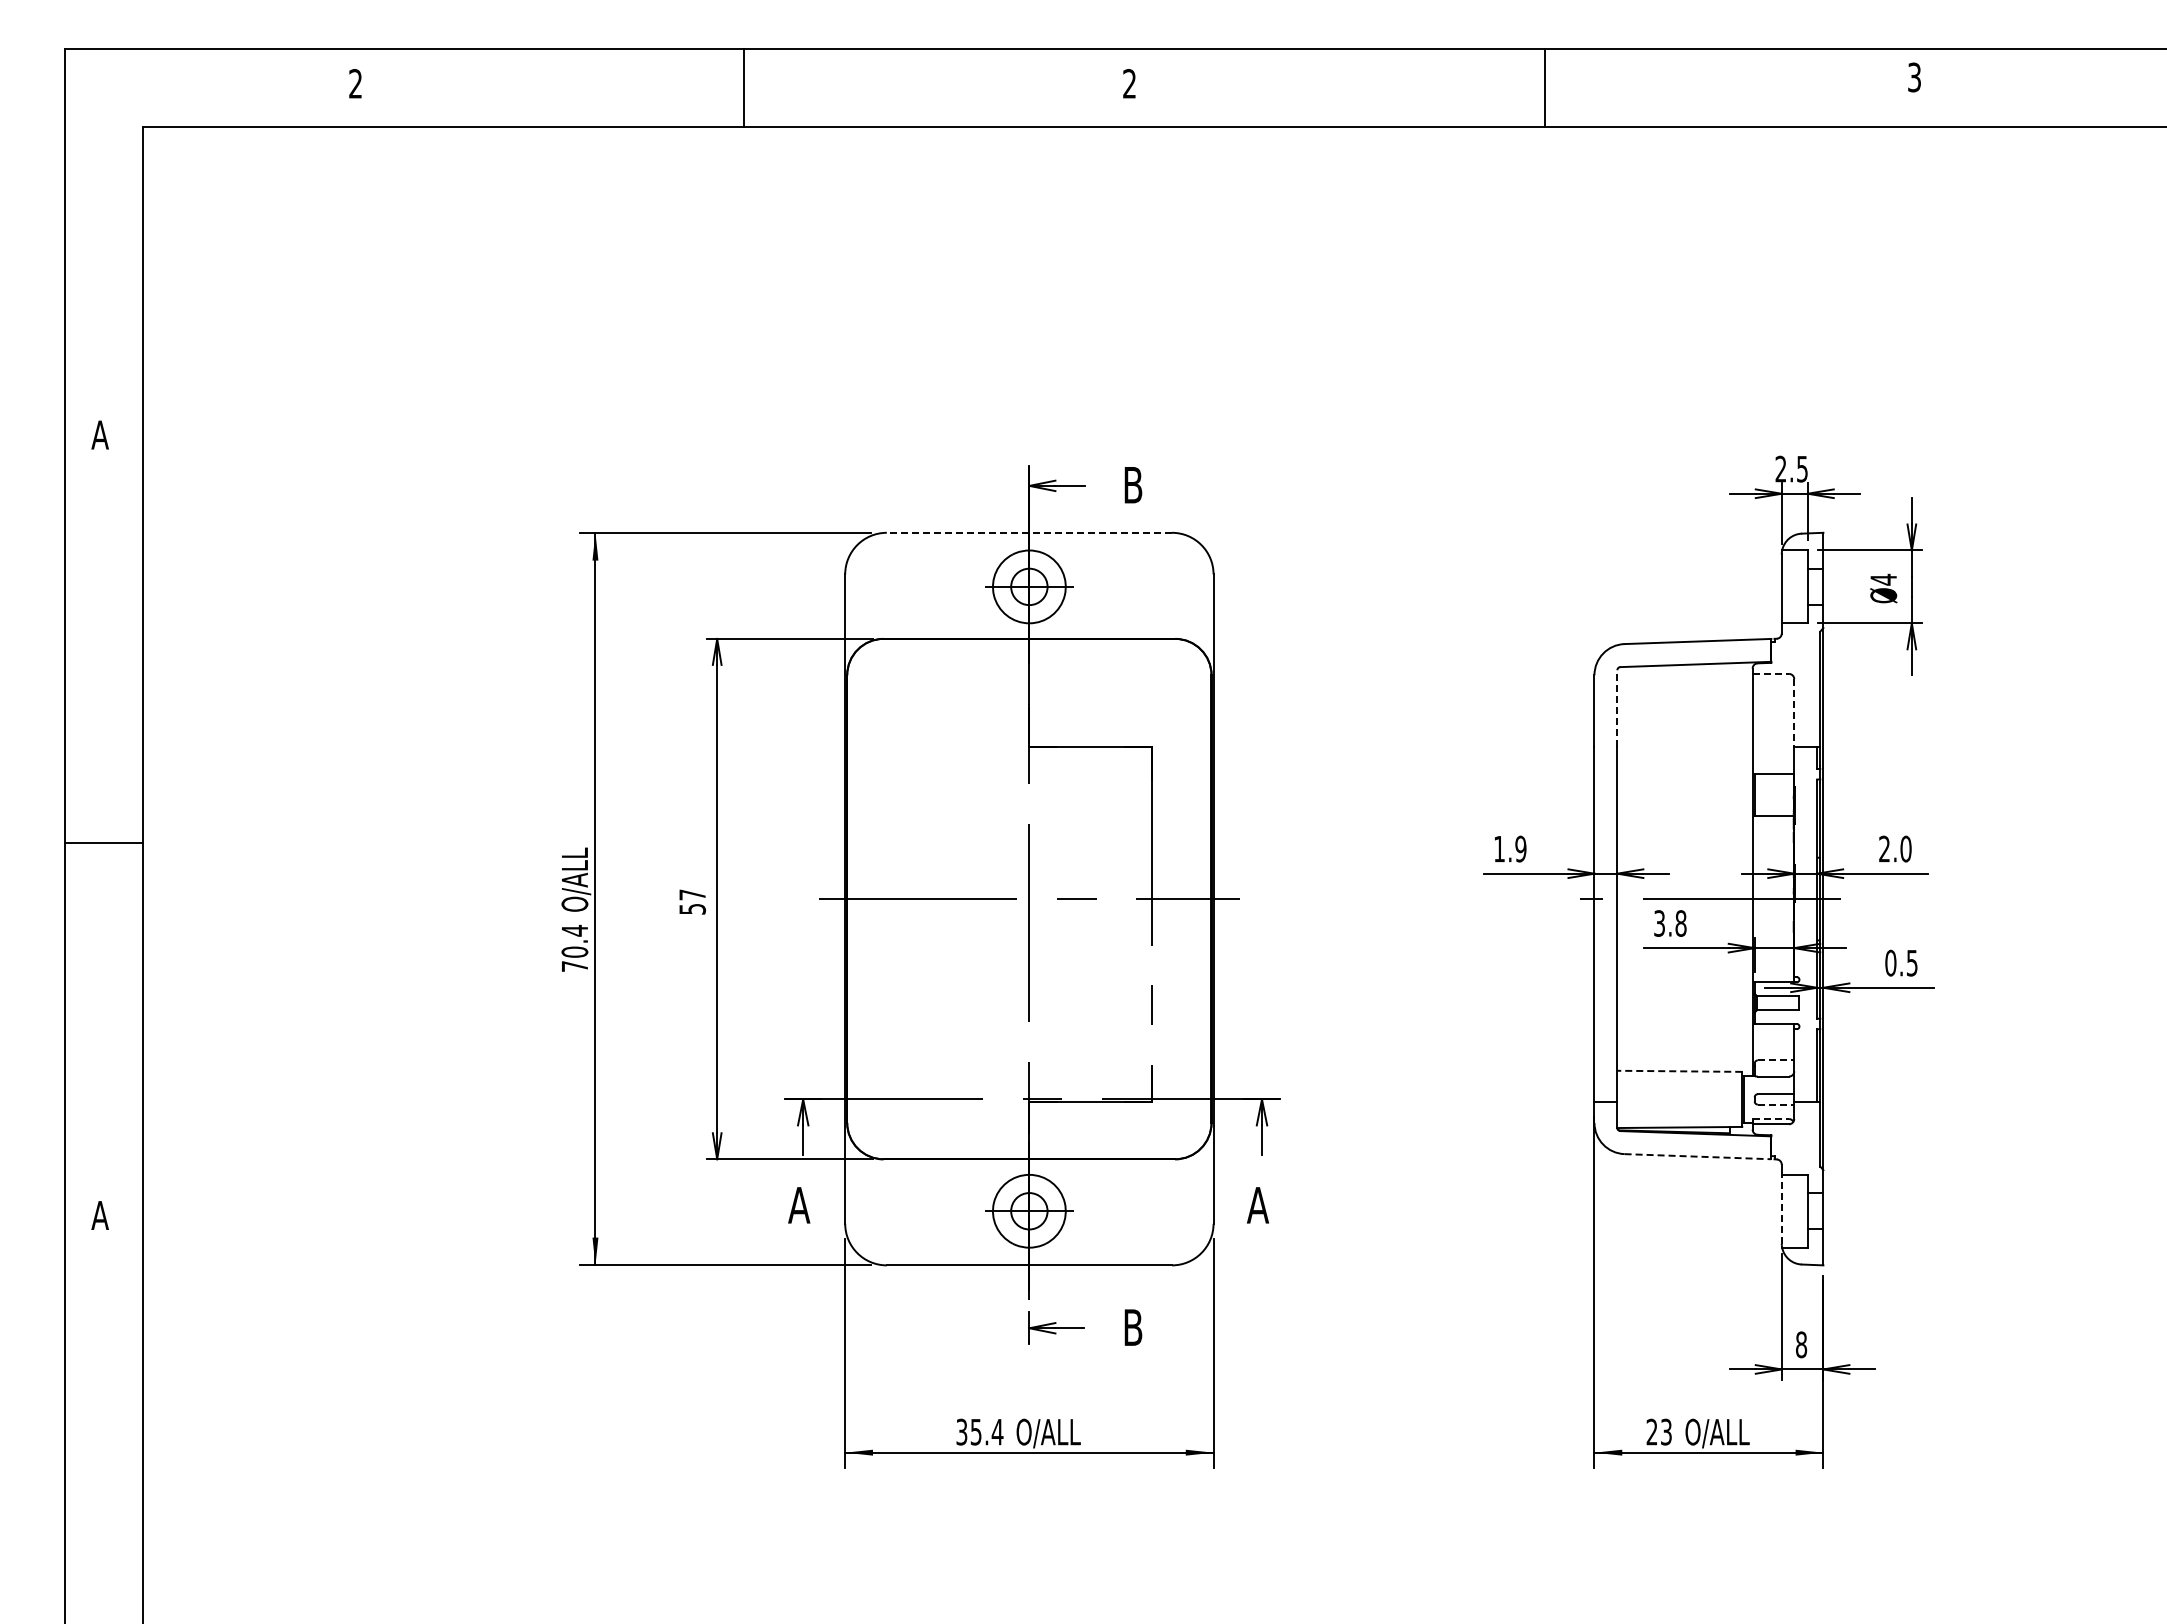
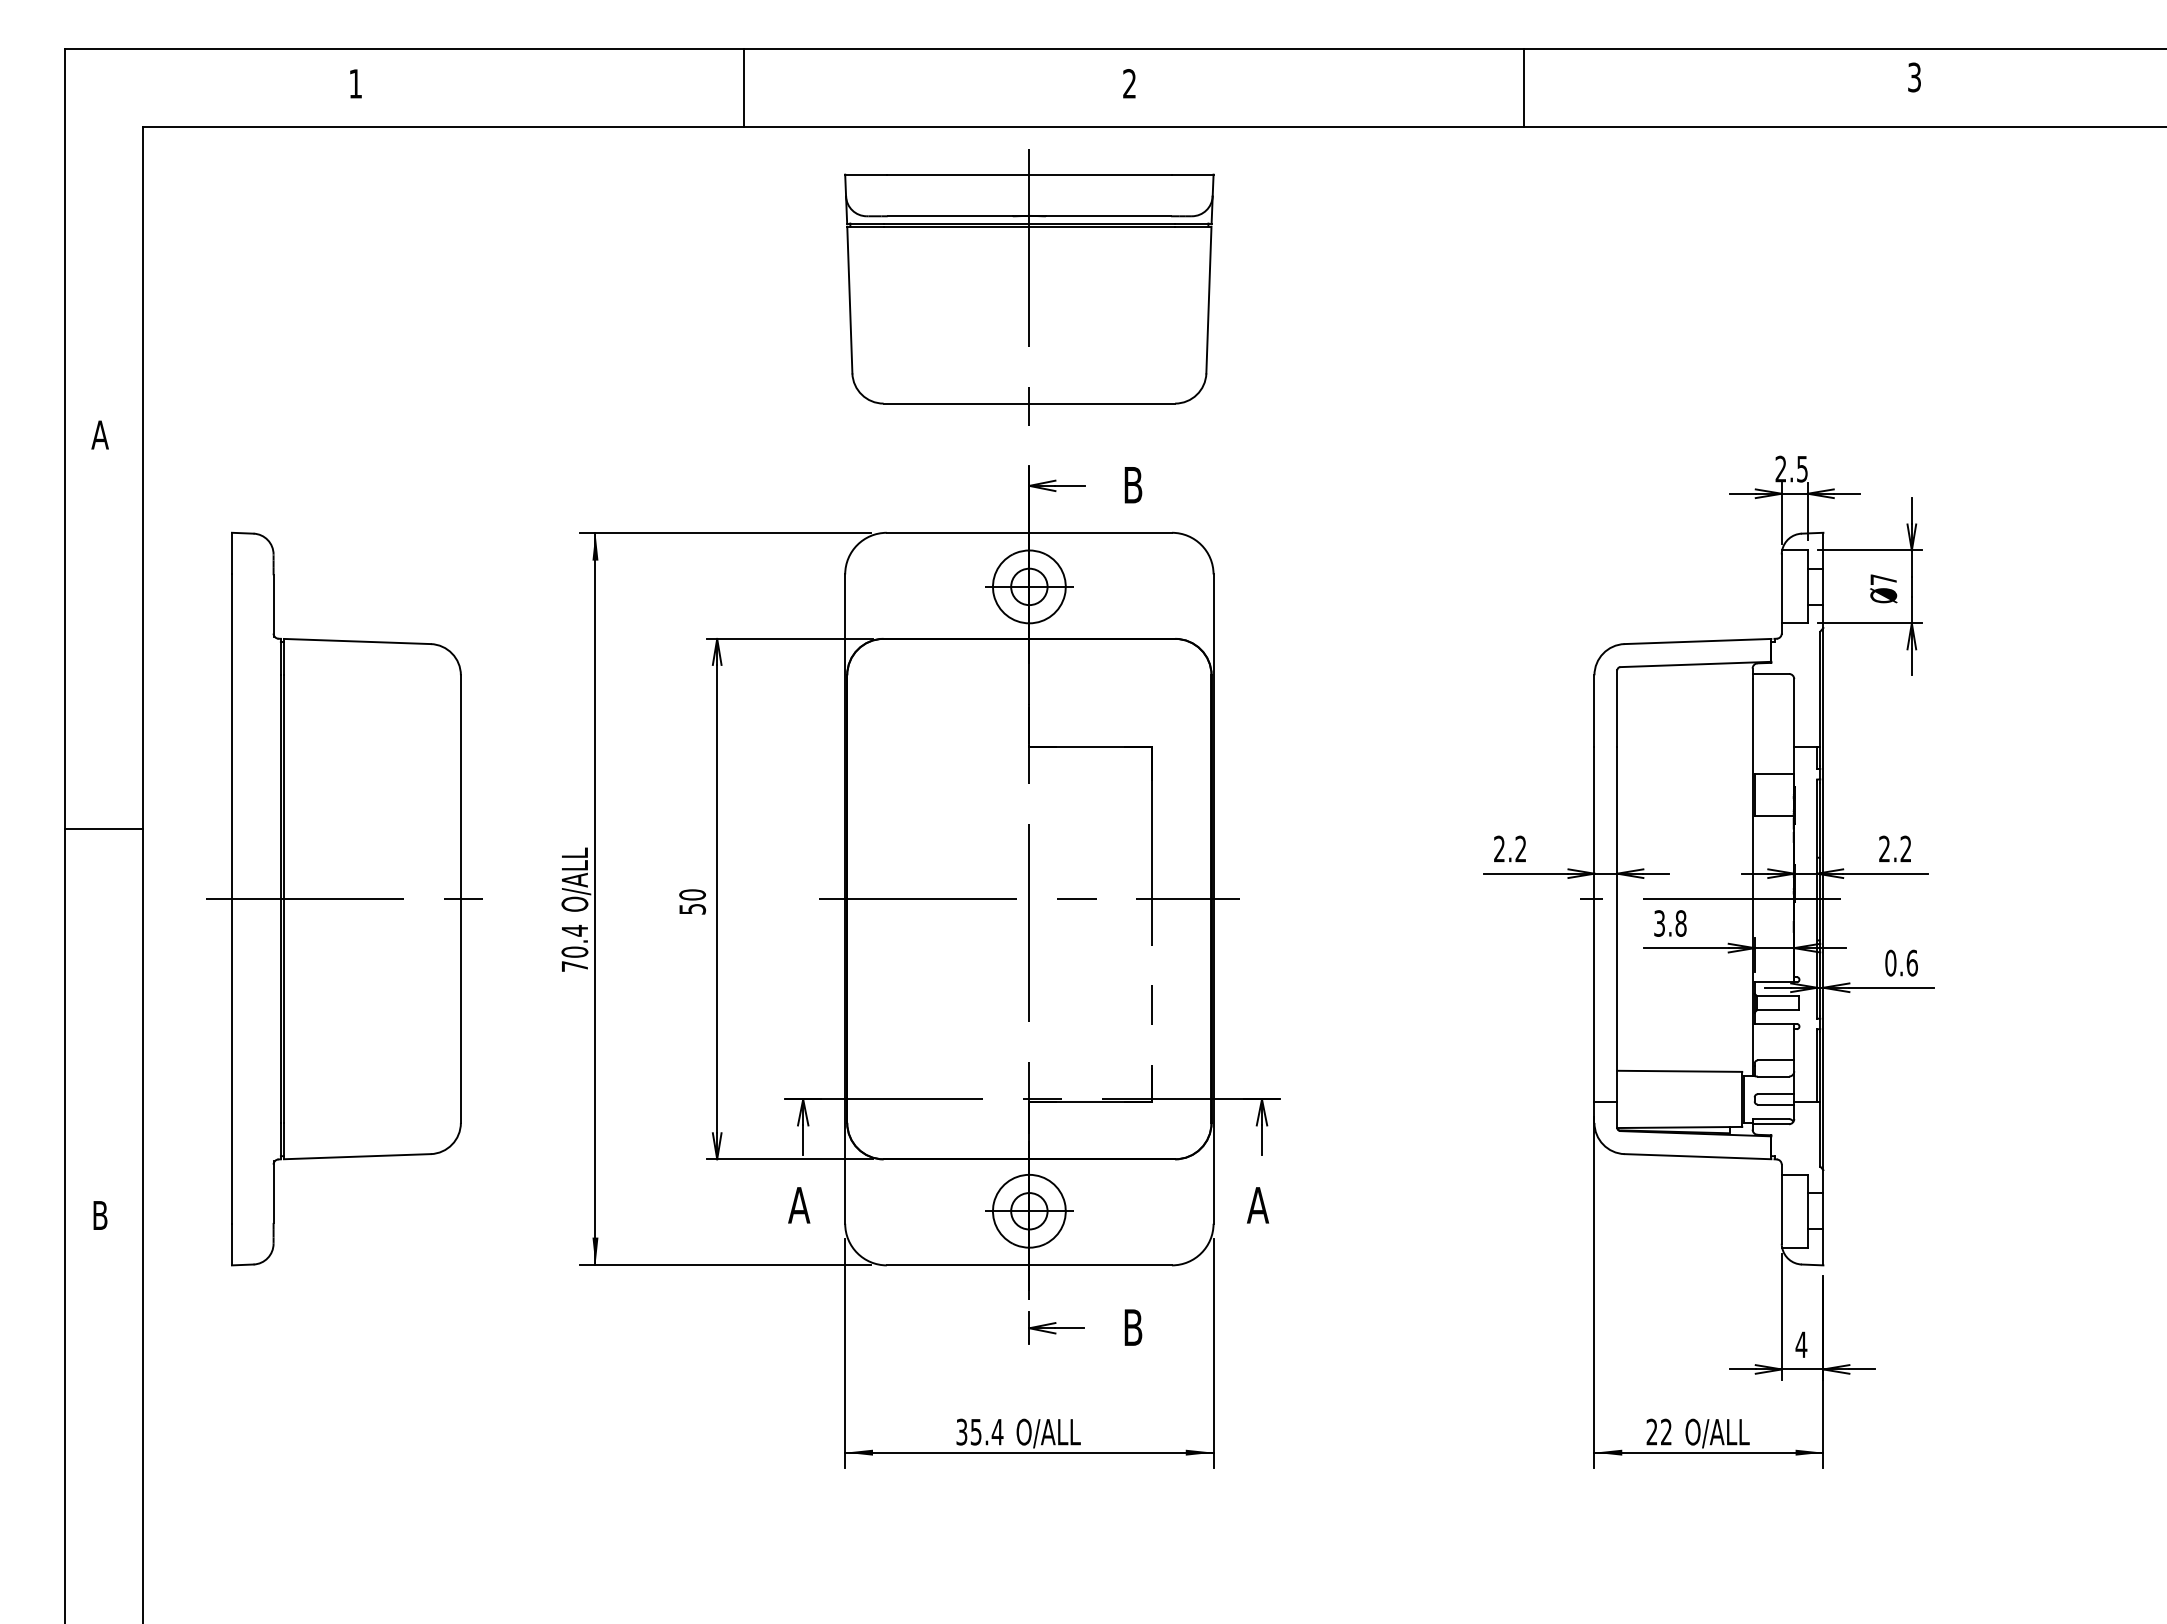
text: 2 -> 1 (355, 83)
line position: (1545, 87) -> (1524, 87) (1524, 87)
part: none -> present (1029, 287)
line: dashed -> solid (1029, 532)
text: Ø4 -> Ø7 (1883, 579)
line: dashed -> solid (1771, 673)
line: dashed -> solid (1617, 708)
line: dashed -> solid (1794, 713)
line position: (104, 843) -> (104, 829) (104, 829)
text: 1.9 -> 2.2 (1510, 848)
text: 2.0 -> 2.2 (1905, 848)
text: 57 -> 50 (692, 894)
part: none -> present (344, 898)
text: 0.5 -> 0.6 (1911, 962)
line: dashed -> solid (1776, 1060)
line: dashed -> solid (1679, 1071)
line: dashed -> solid (1776, 1104)
line: dashed -> solid (1771, 1119)
line: dashed -> solid (1698, 1156)
line: dashed -> solid (1781, 1208)
text: A -> B (99, 1215)
text: 8 -> 4 (1801, 1344)
text: 23 -> 22 (1666, 1432)
